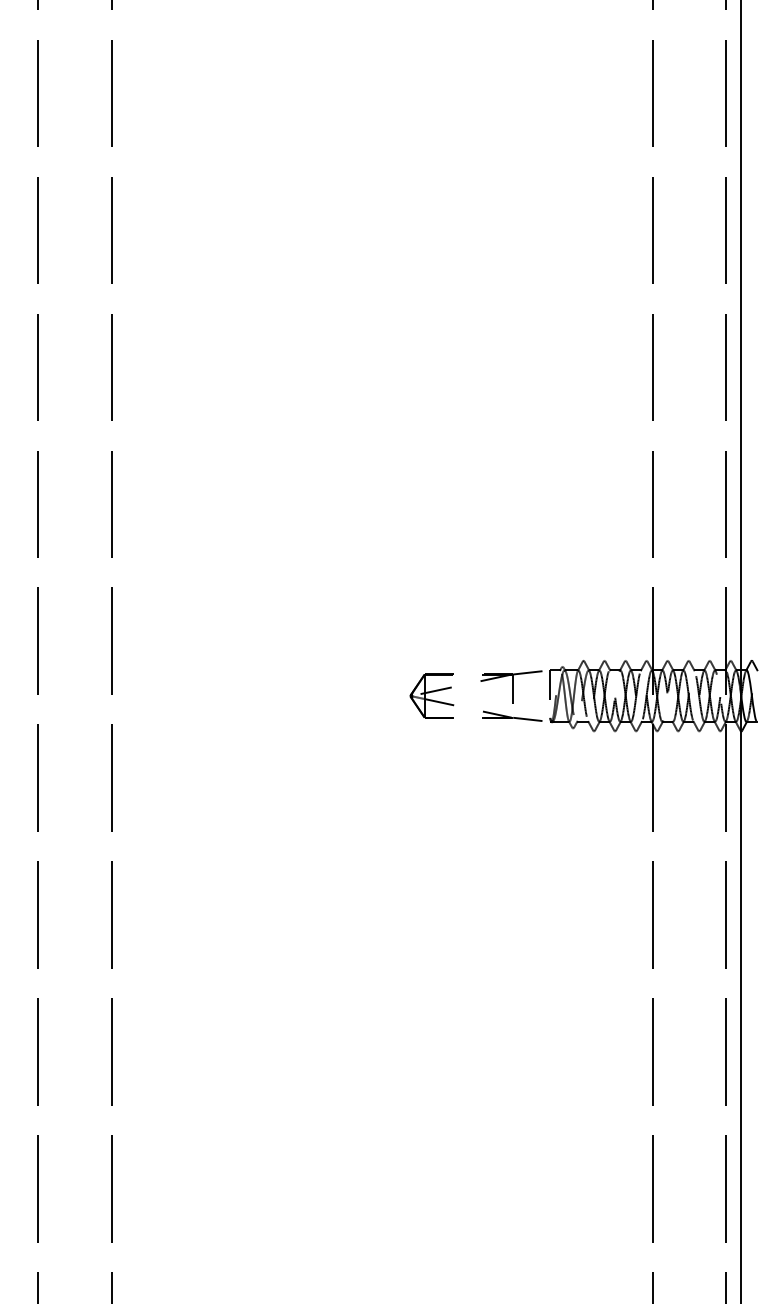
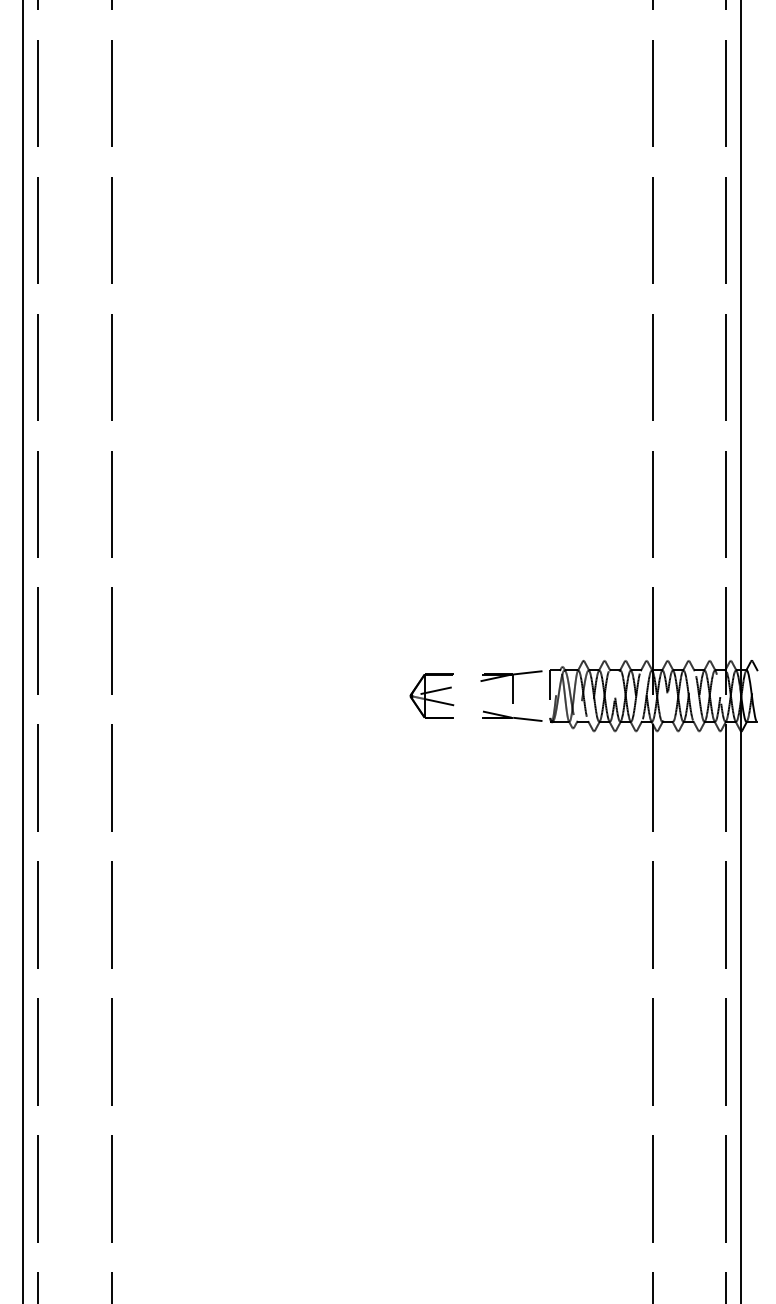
line: none -> present (23, 651)
